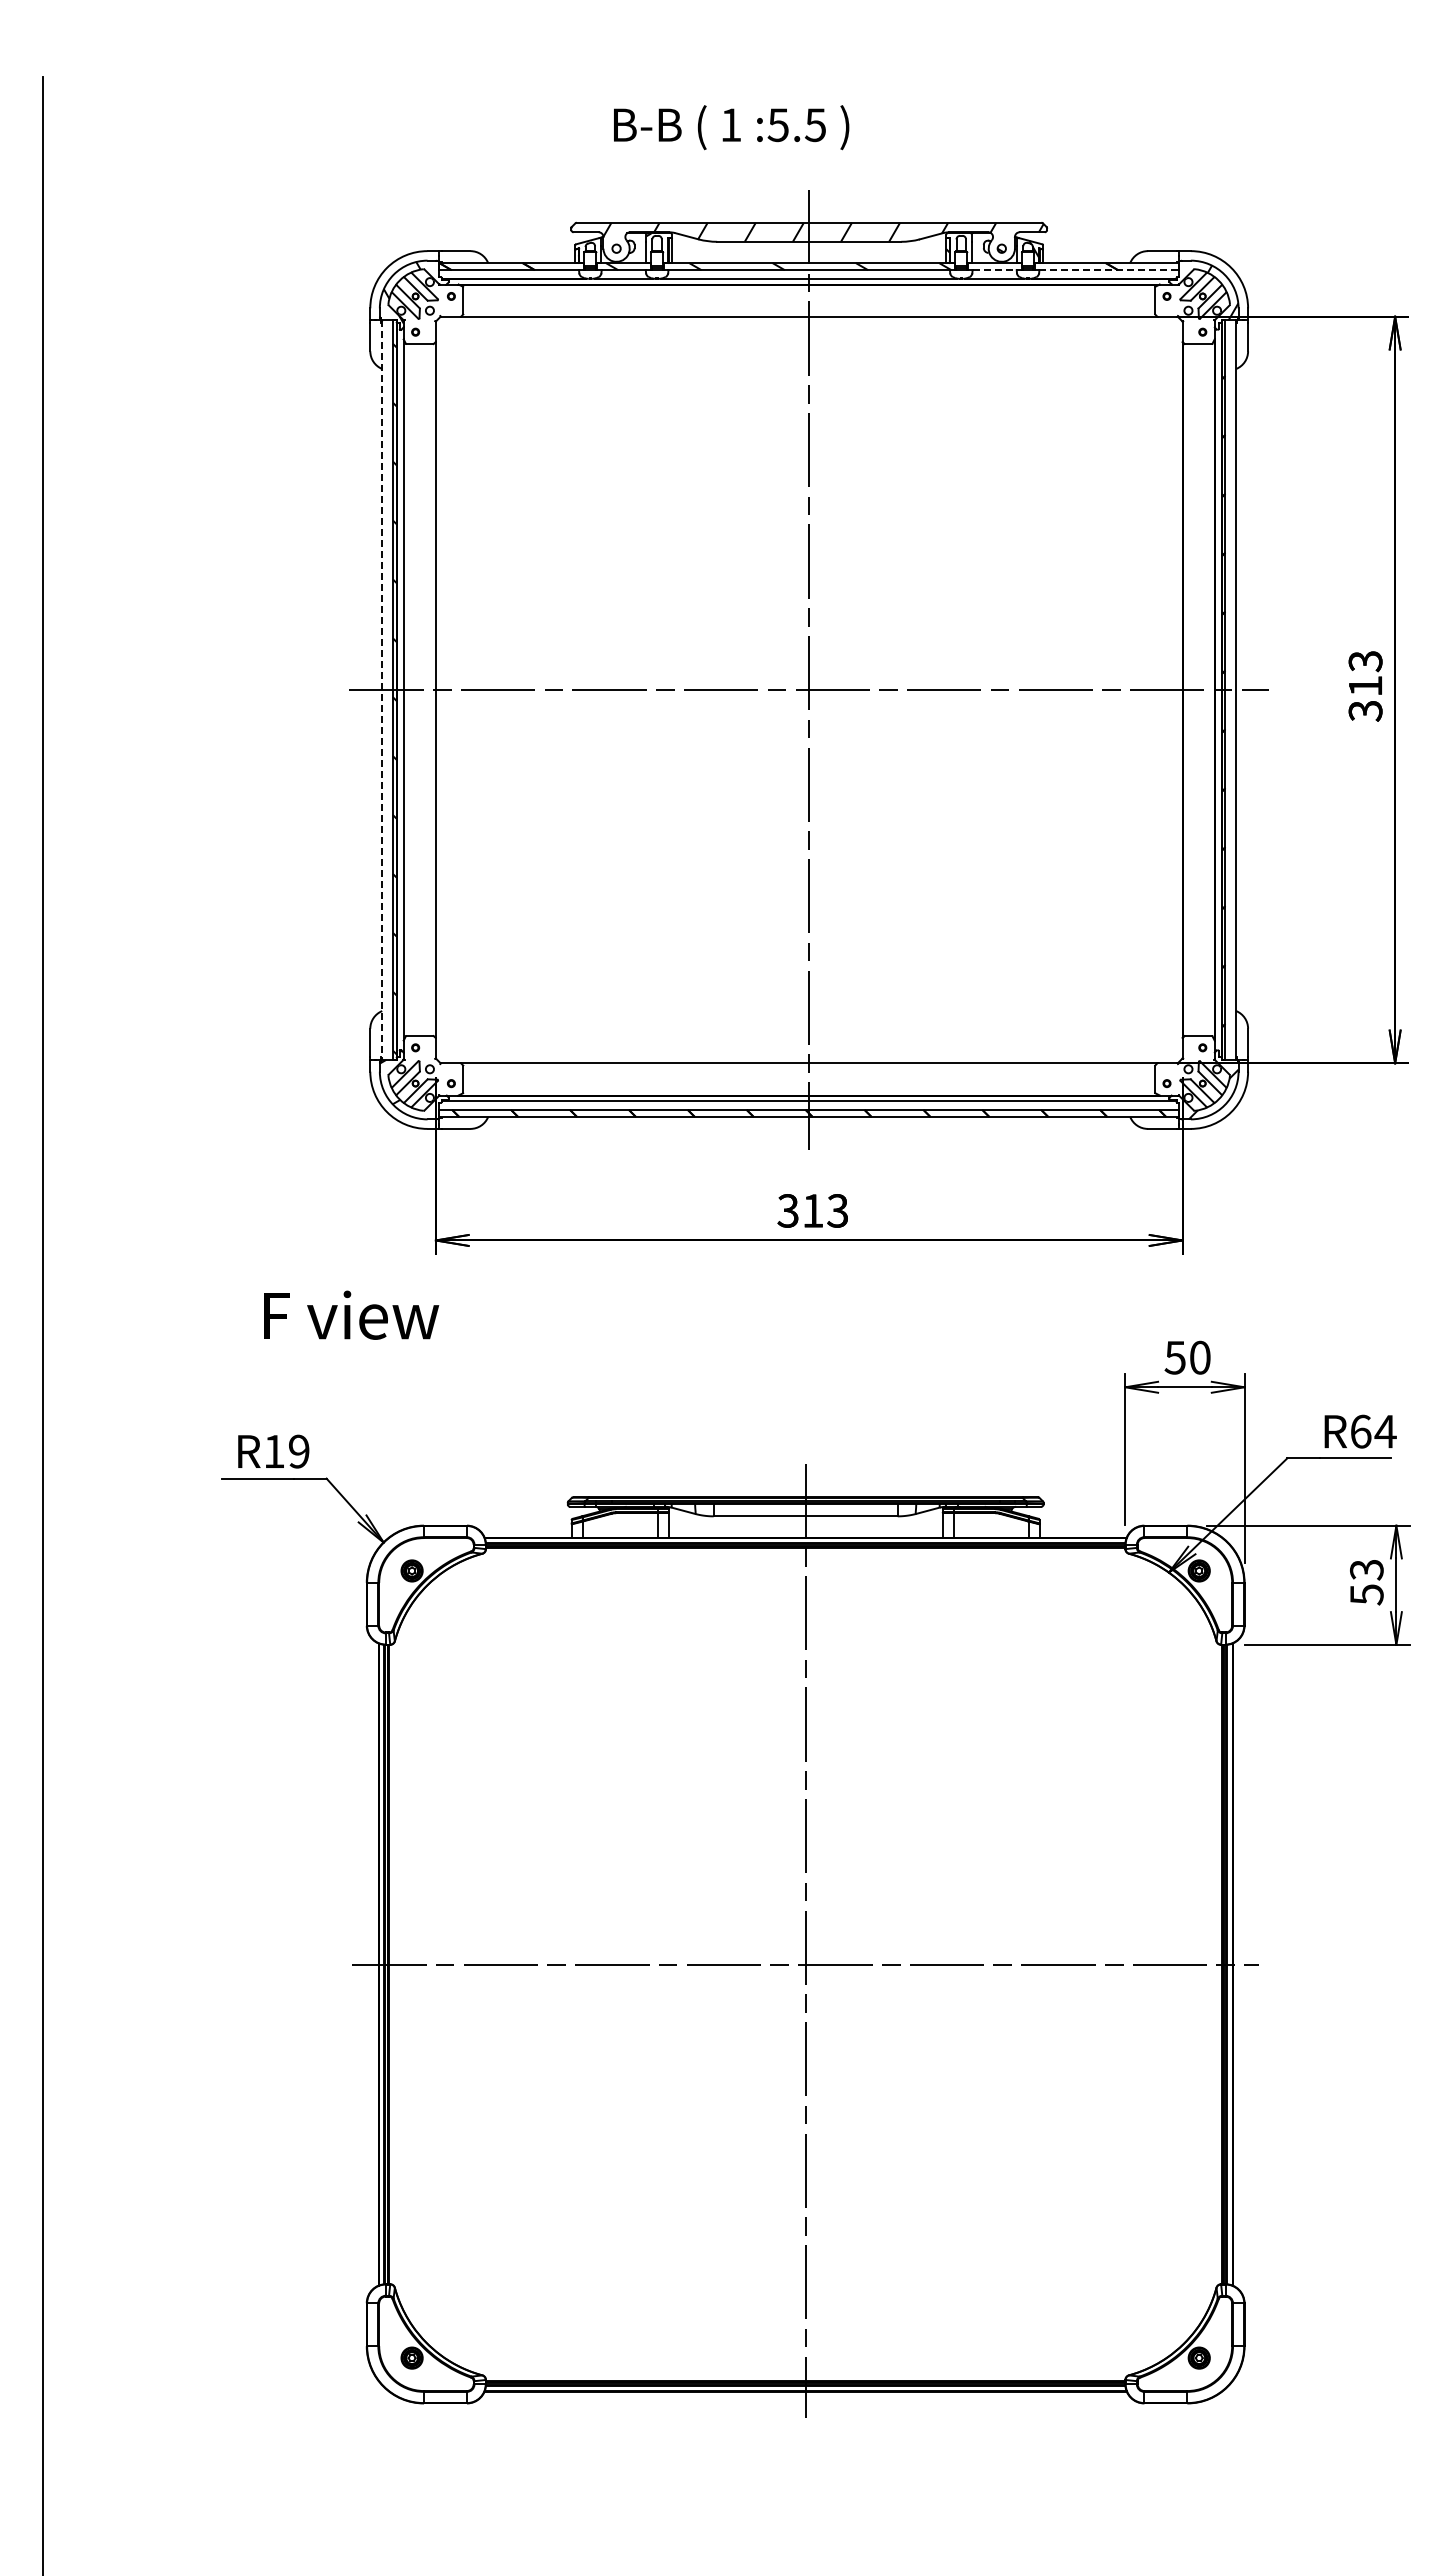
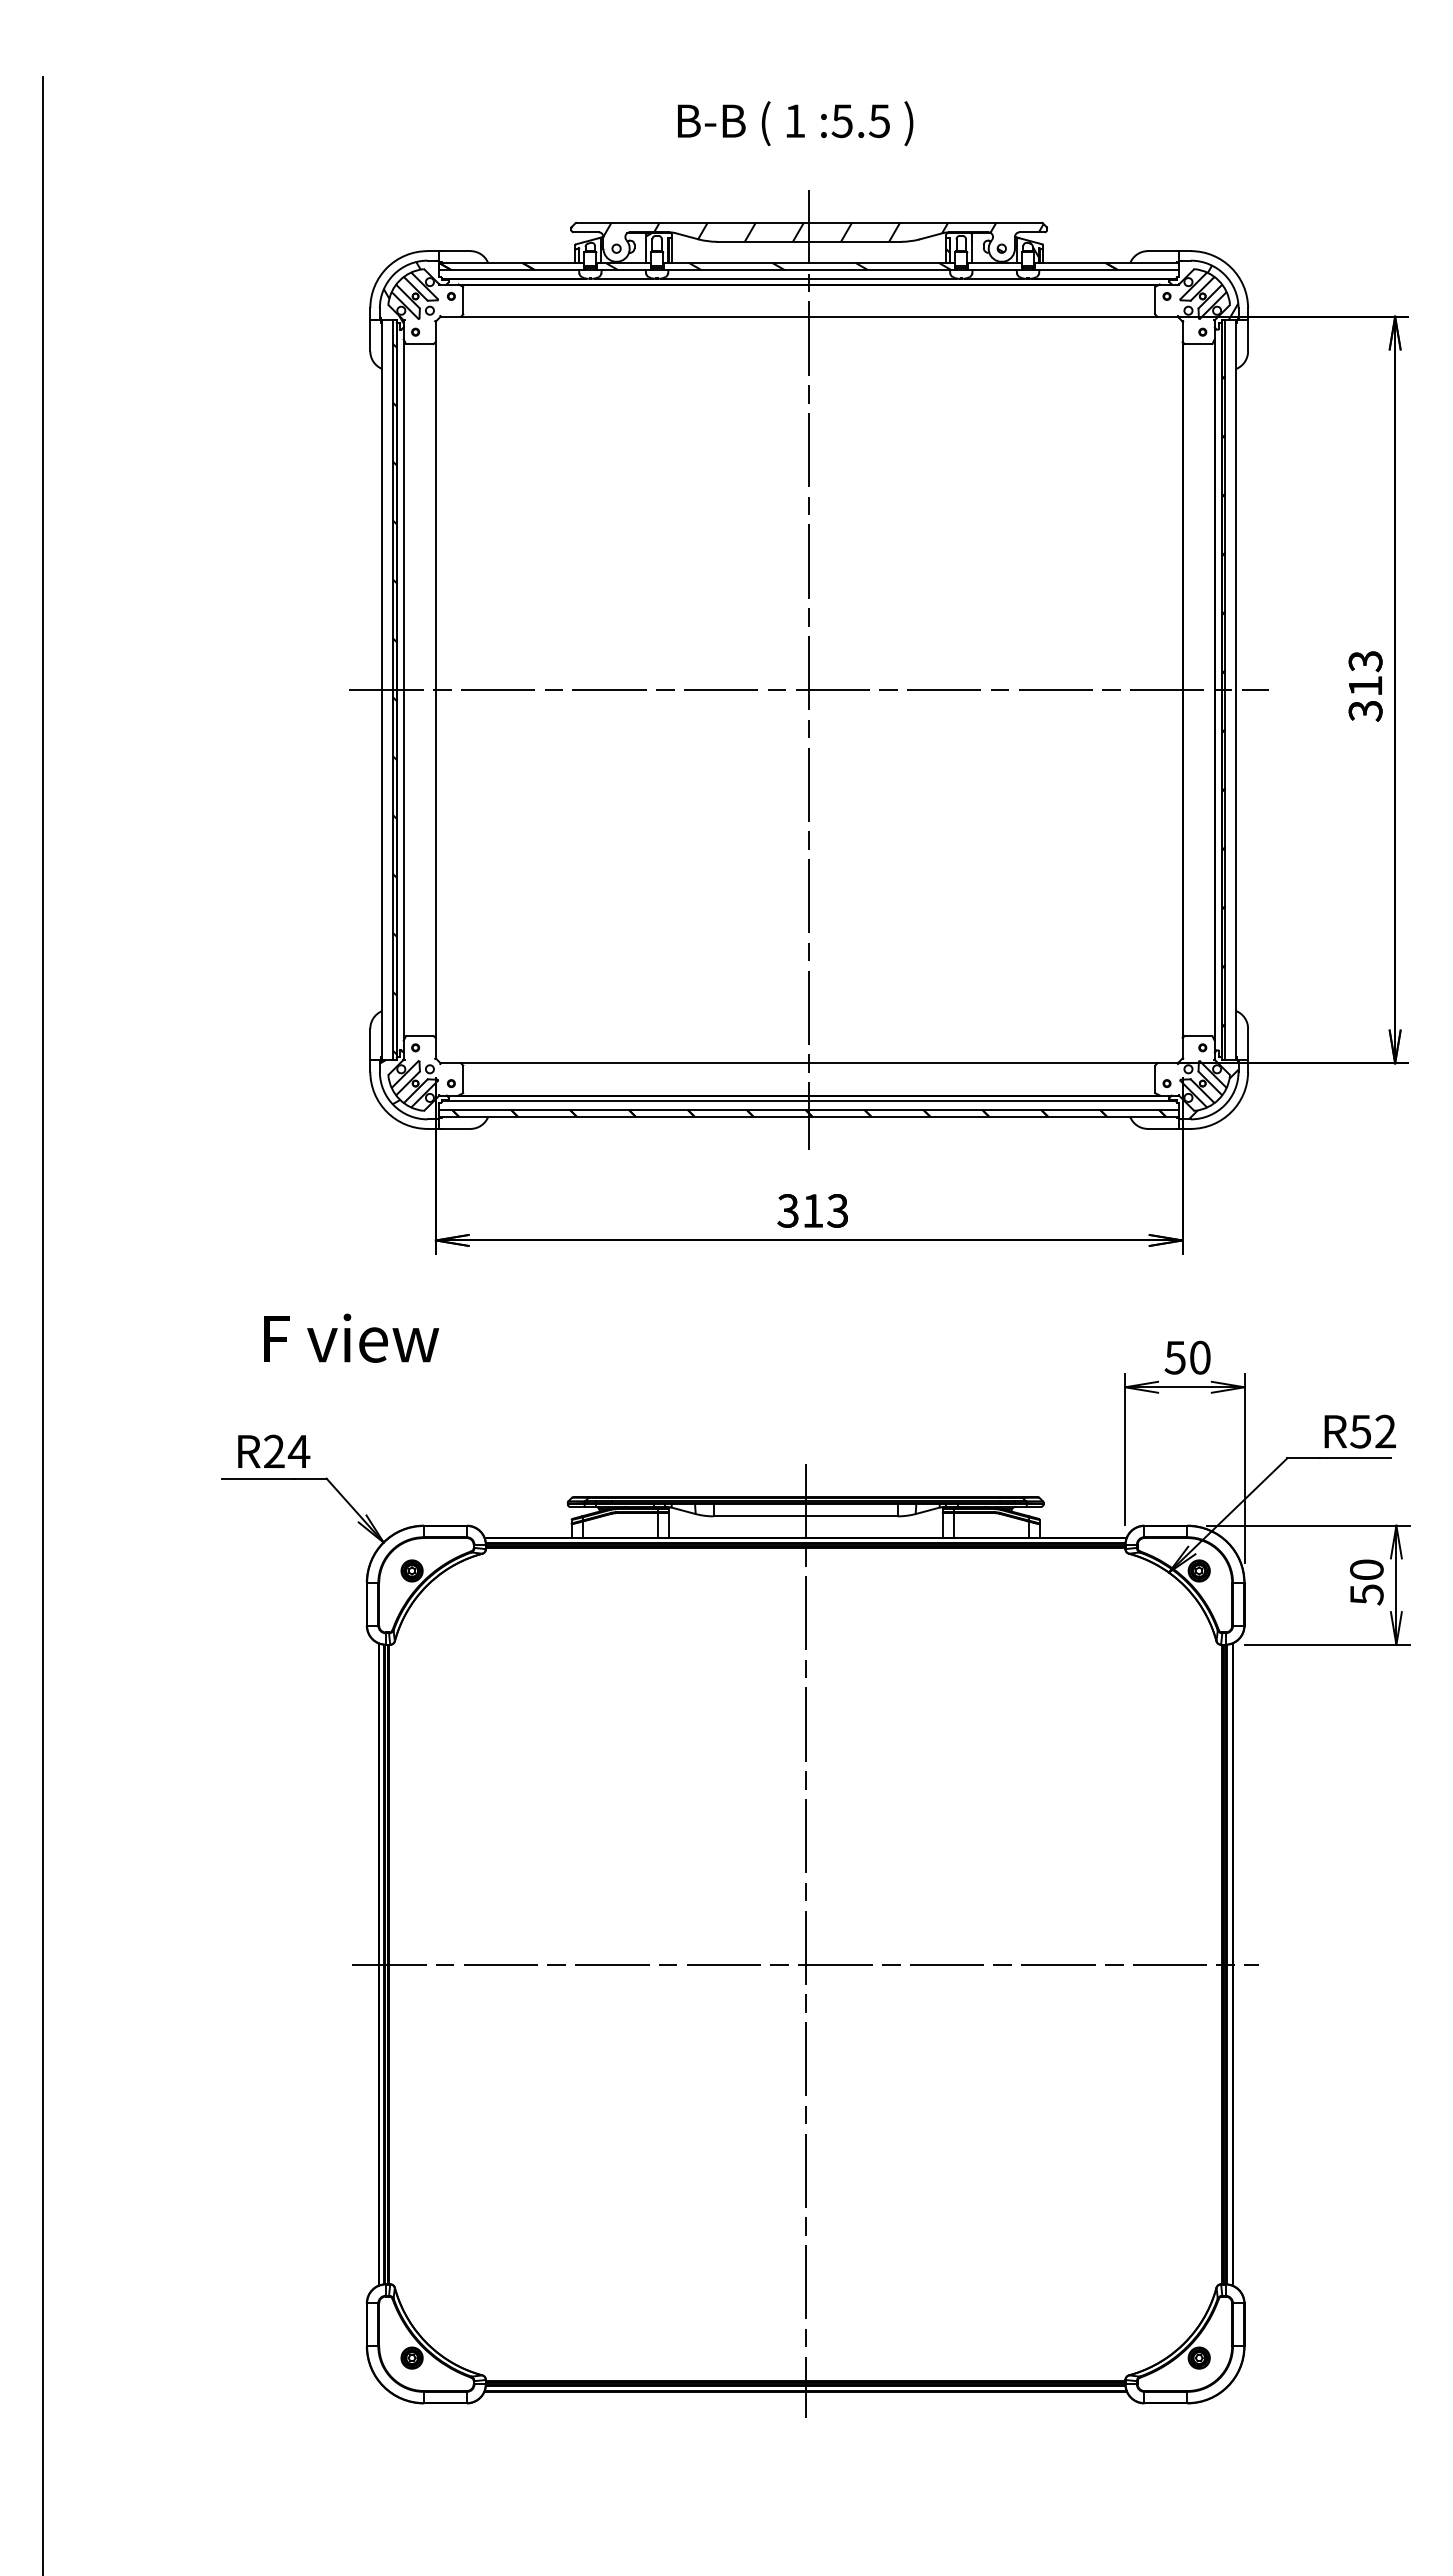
text position: (731, 127) -> (795, 123) (795, 123)
line: dashed -> solid (995, 270)
line: dashed -> solid (1109, 270)
line: dashed -> solid (382, 690)
text position: (351, 1314) -> (351, 1337) (351, 1337)
text: R64 -> R52 (1373, 1431)
text: R19 -> R24 (287, 1451)
text: 53 -> 50 (1366, 1569)
